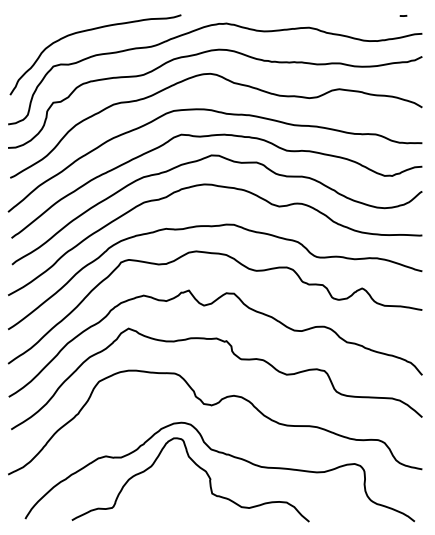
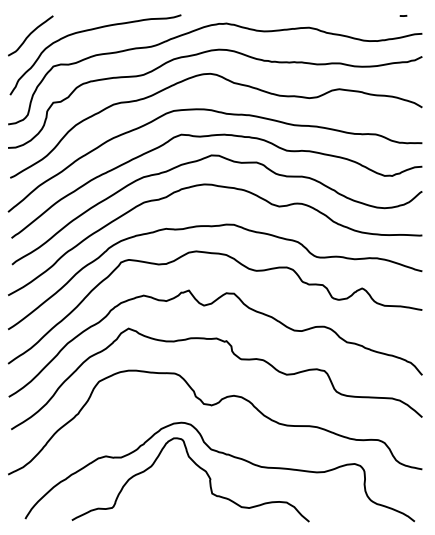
curve: none -> present (30, 35)
